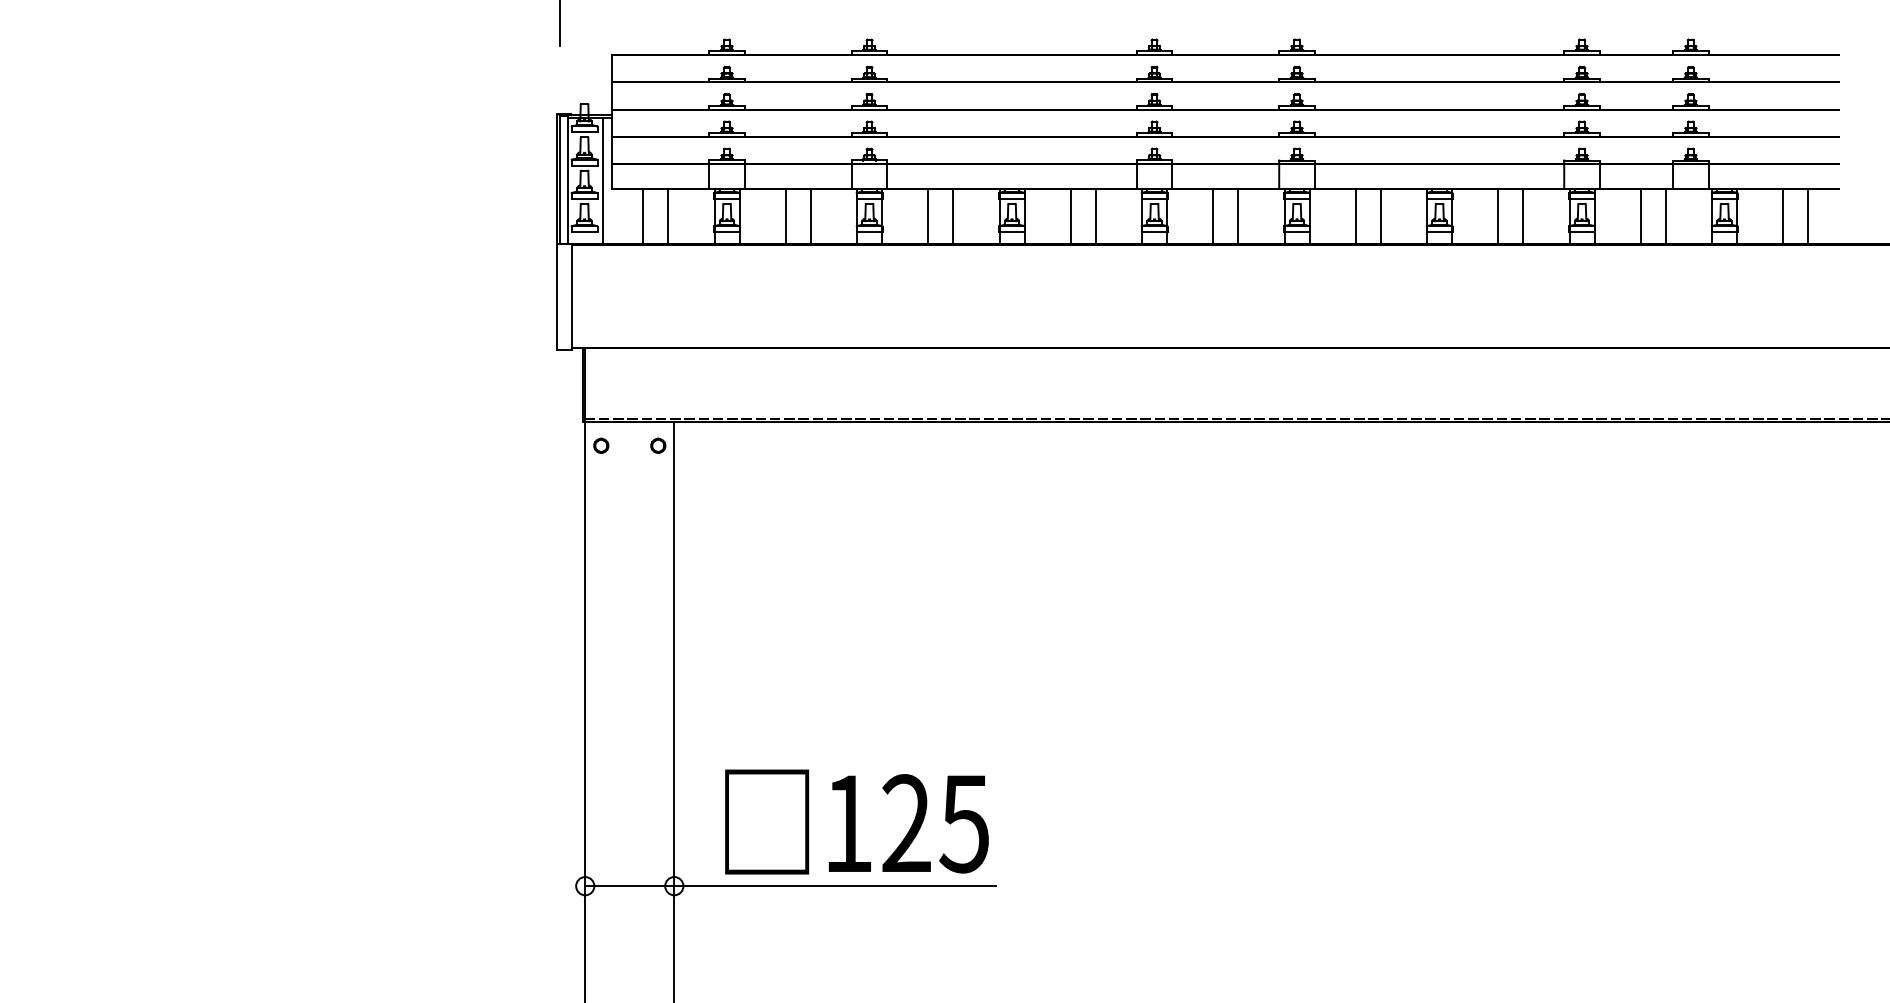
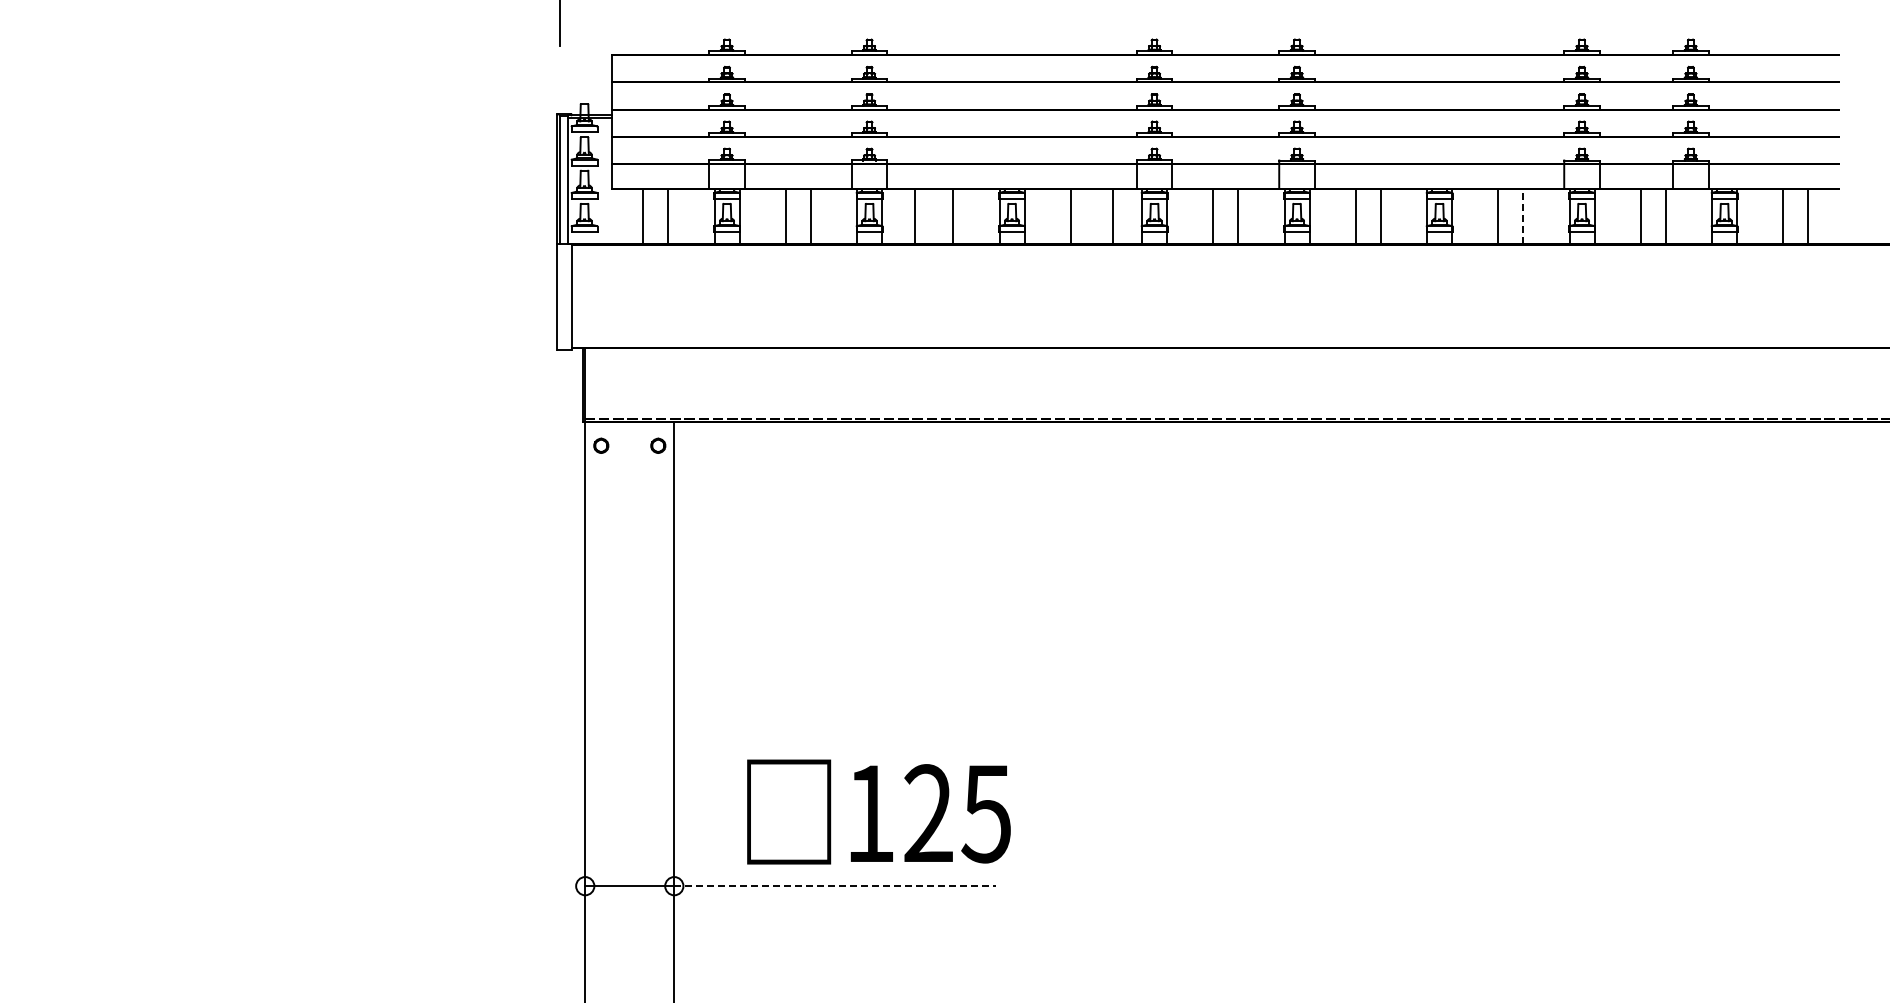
line: present -> none (603, 180)
line position: (928, 215) -> (915, 215) (915, 215)
line position: (1095, 215) -> (1112, 215) (1112, 215)
line: solid -> dashed (1523, 216)
text position: (856, 821) -> (878, 811) (878, 811)
line: solid -> dashed (834, 886)
